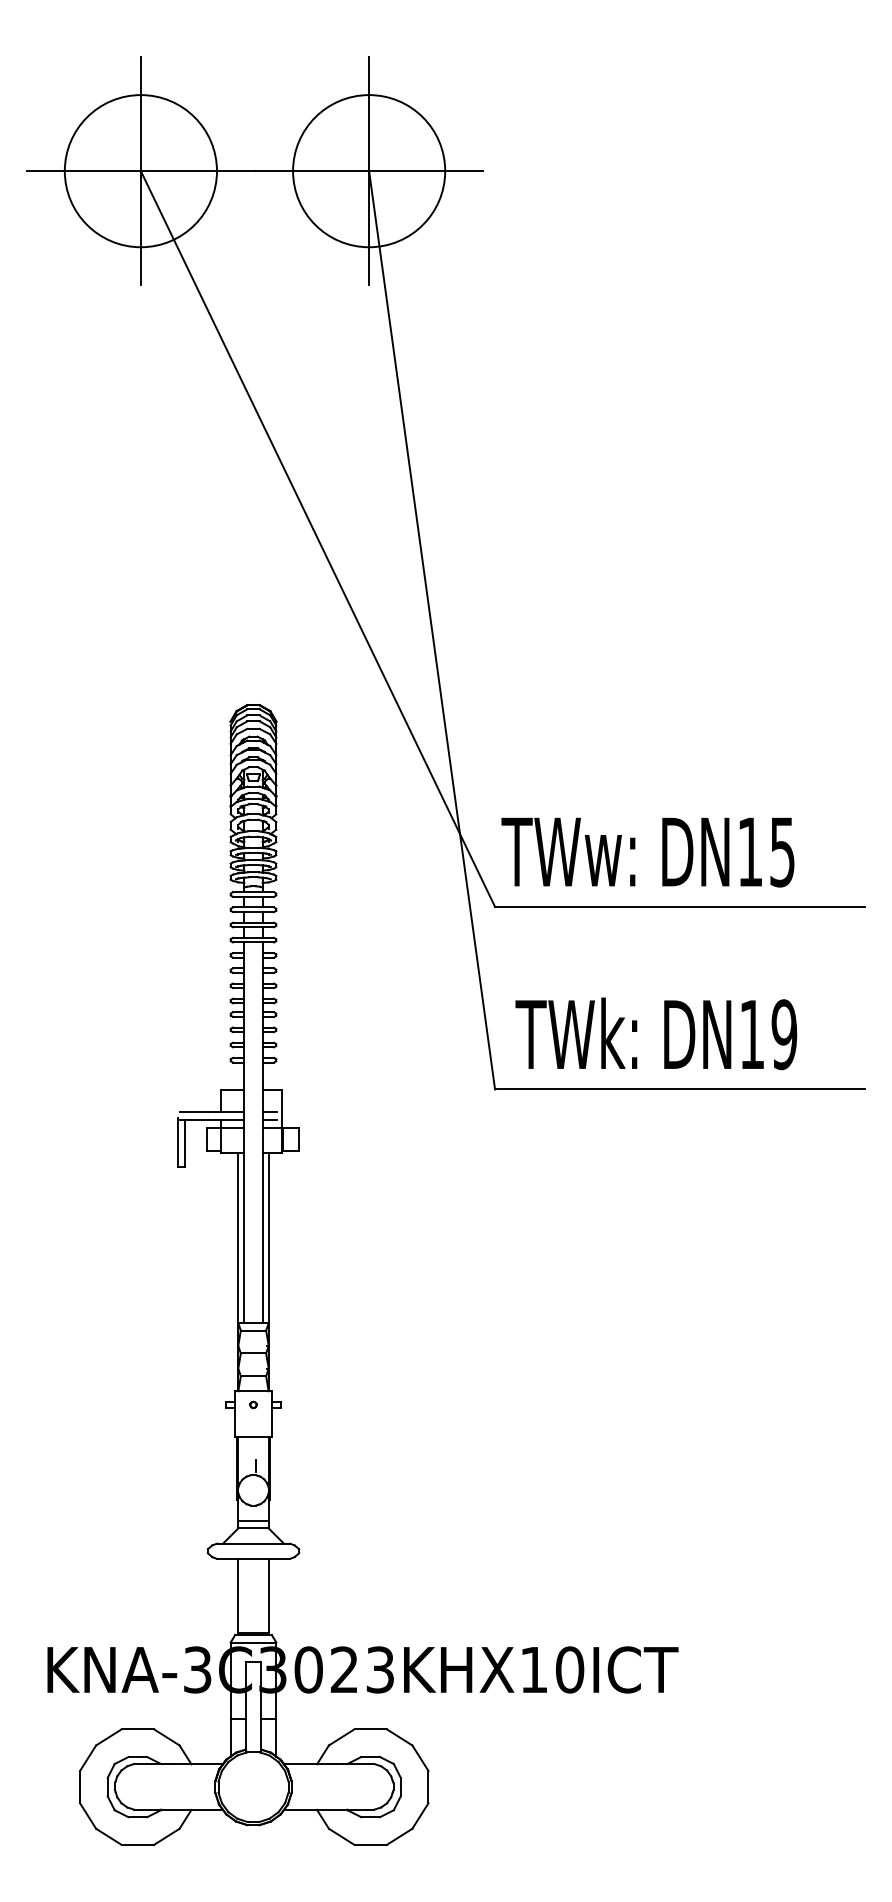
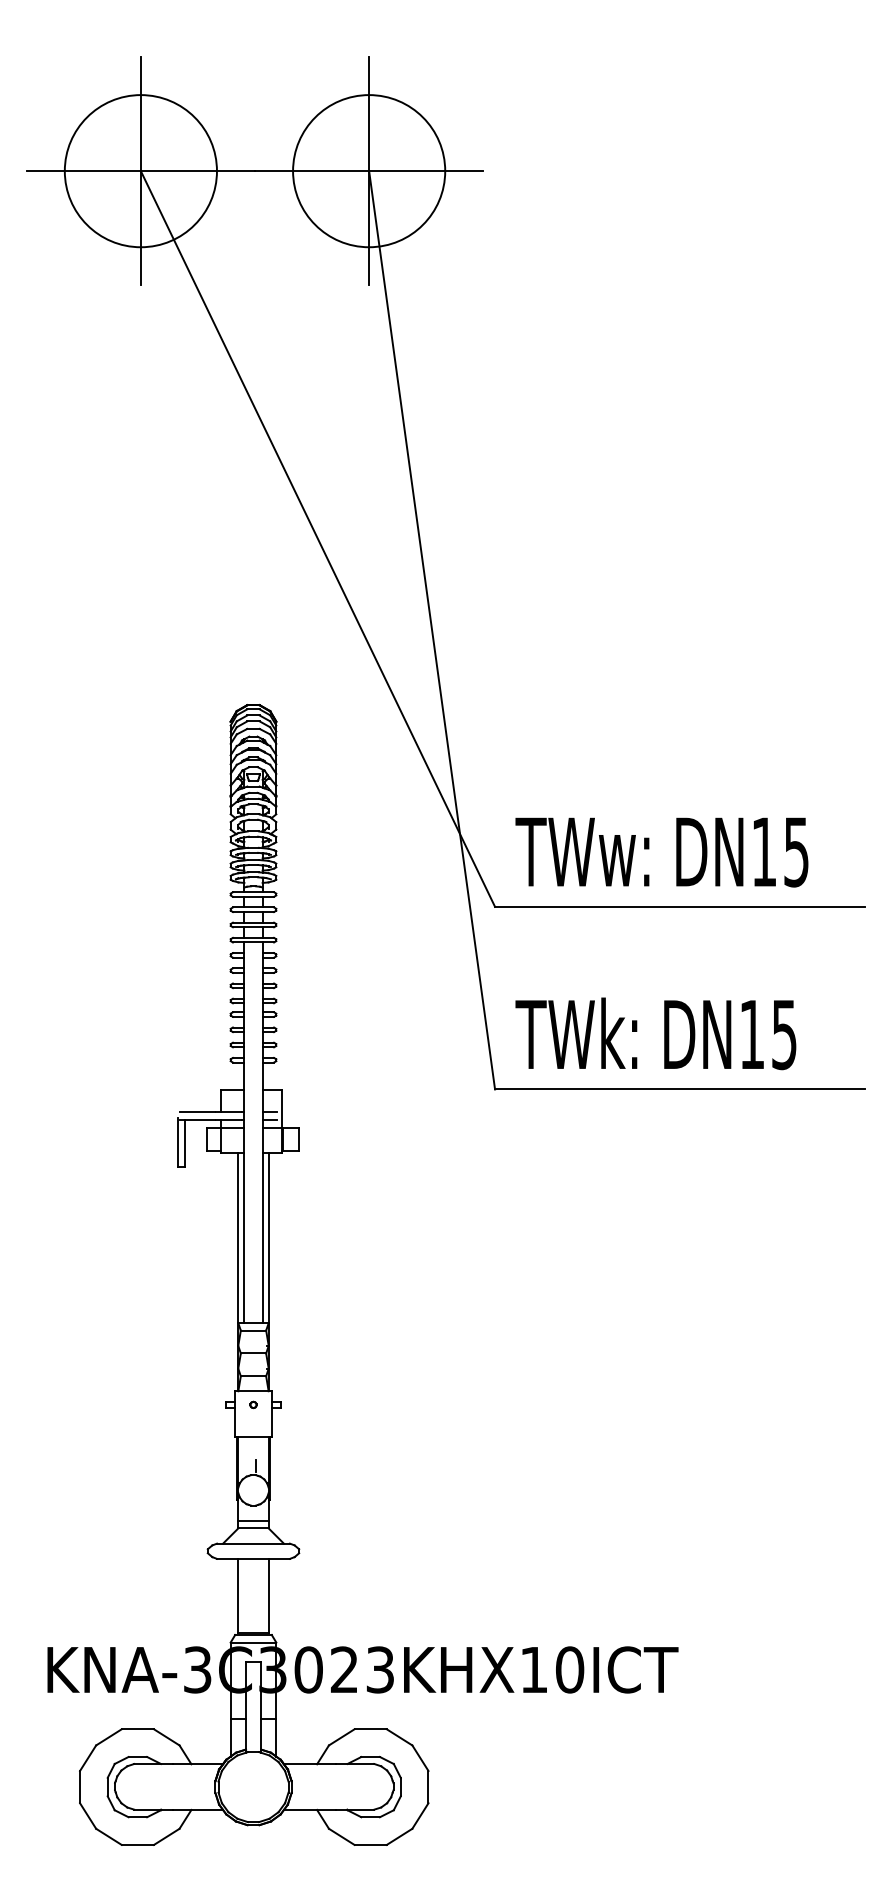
text position: (647, 852) -> (661, 852) (661, 852)
text: DN19 -> DN15 (784, 1034)
